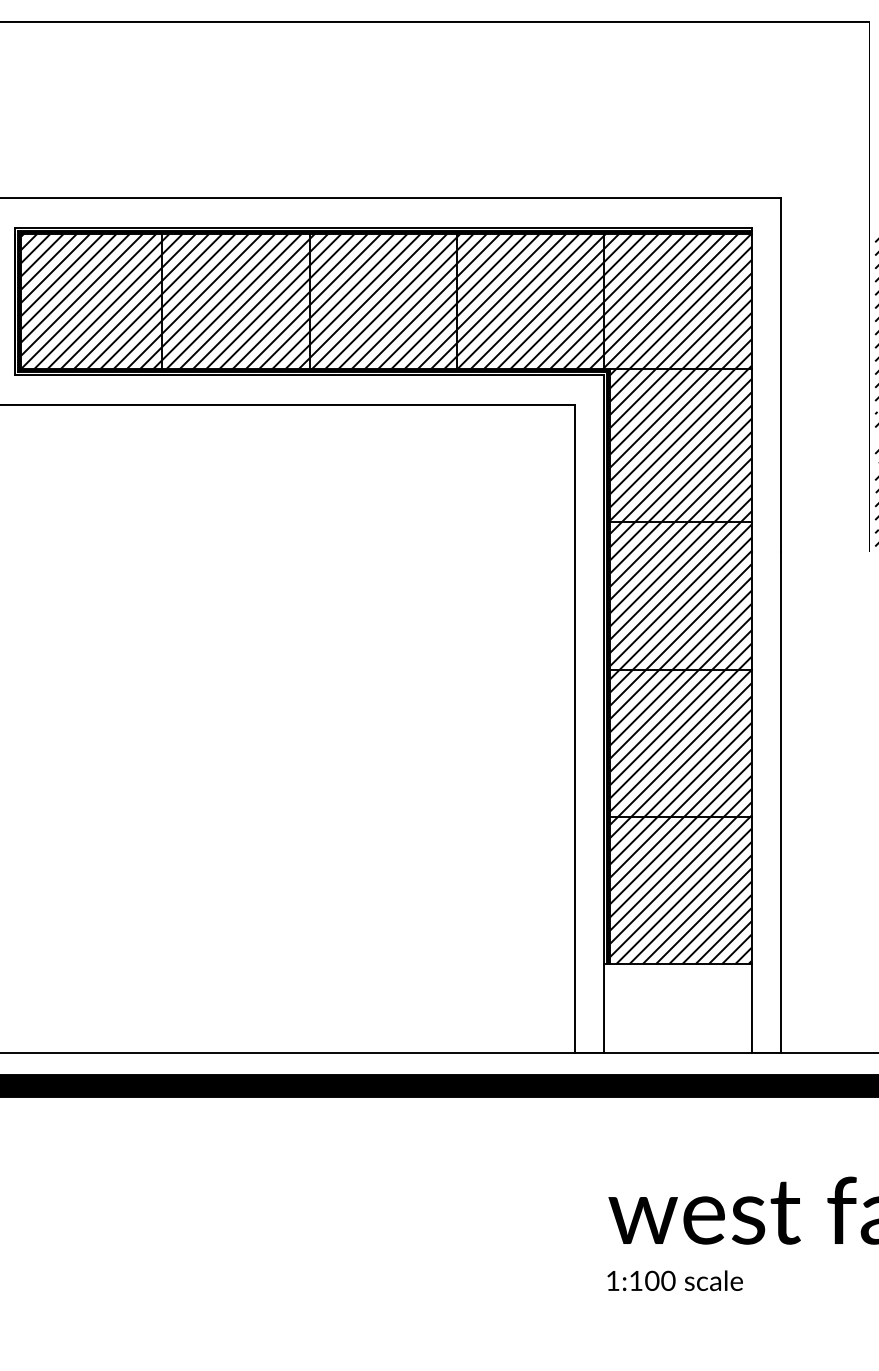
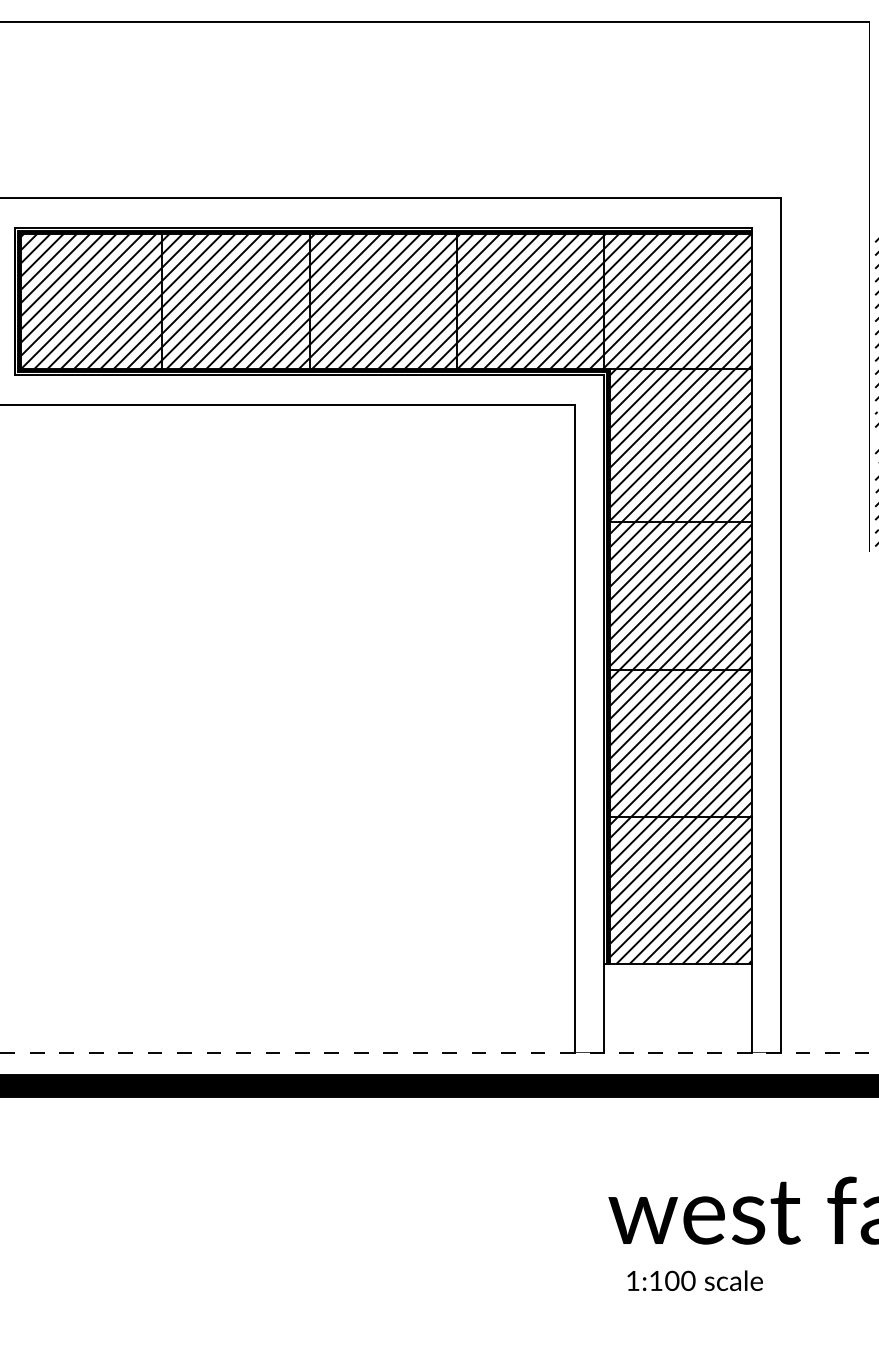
line: solid -> dashed (439, 1052)
text position: (674, 1280) -> (694, 1280) (694, 1280)
